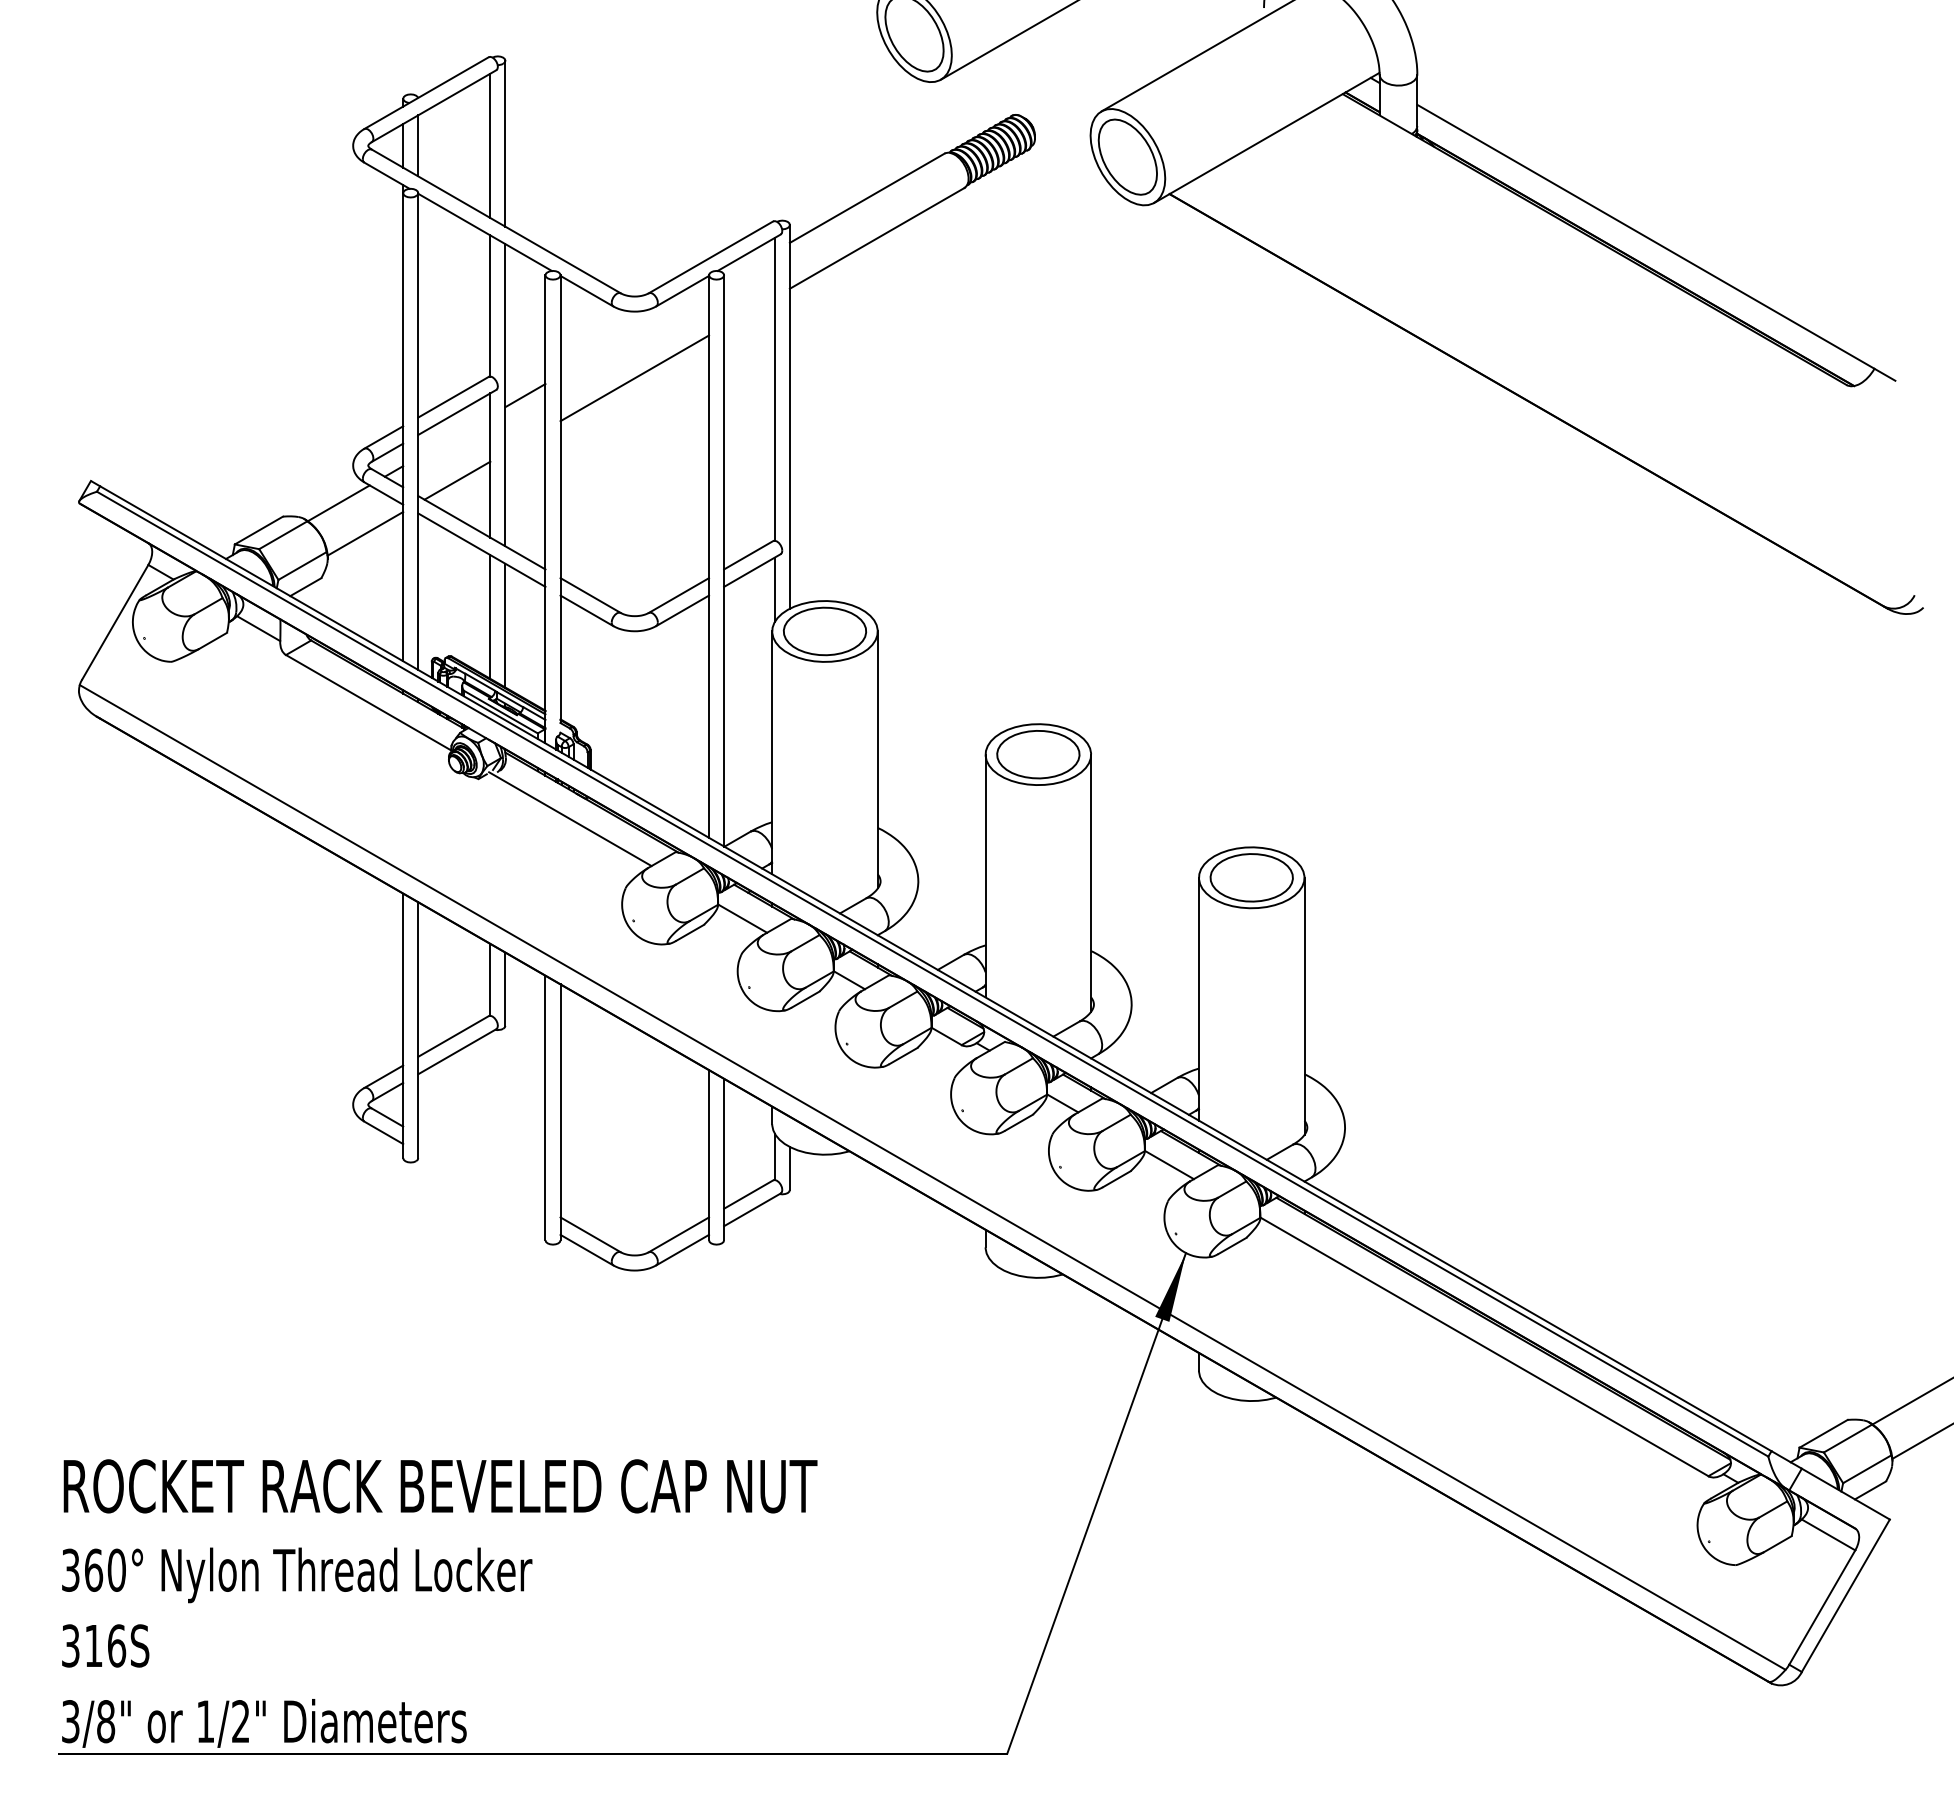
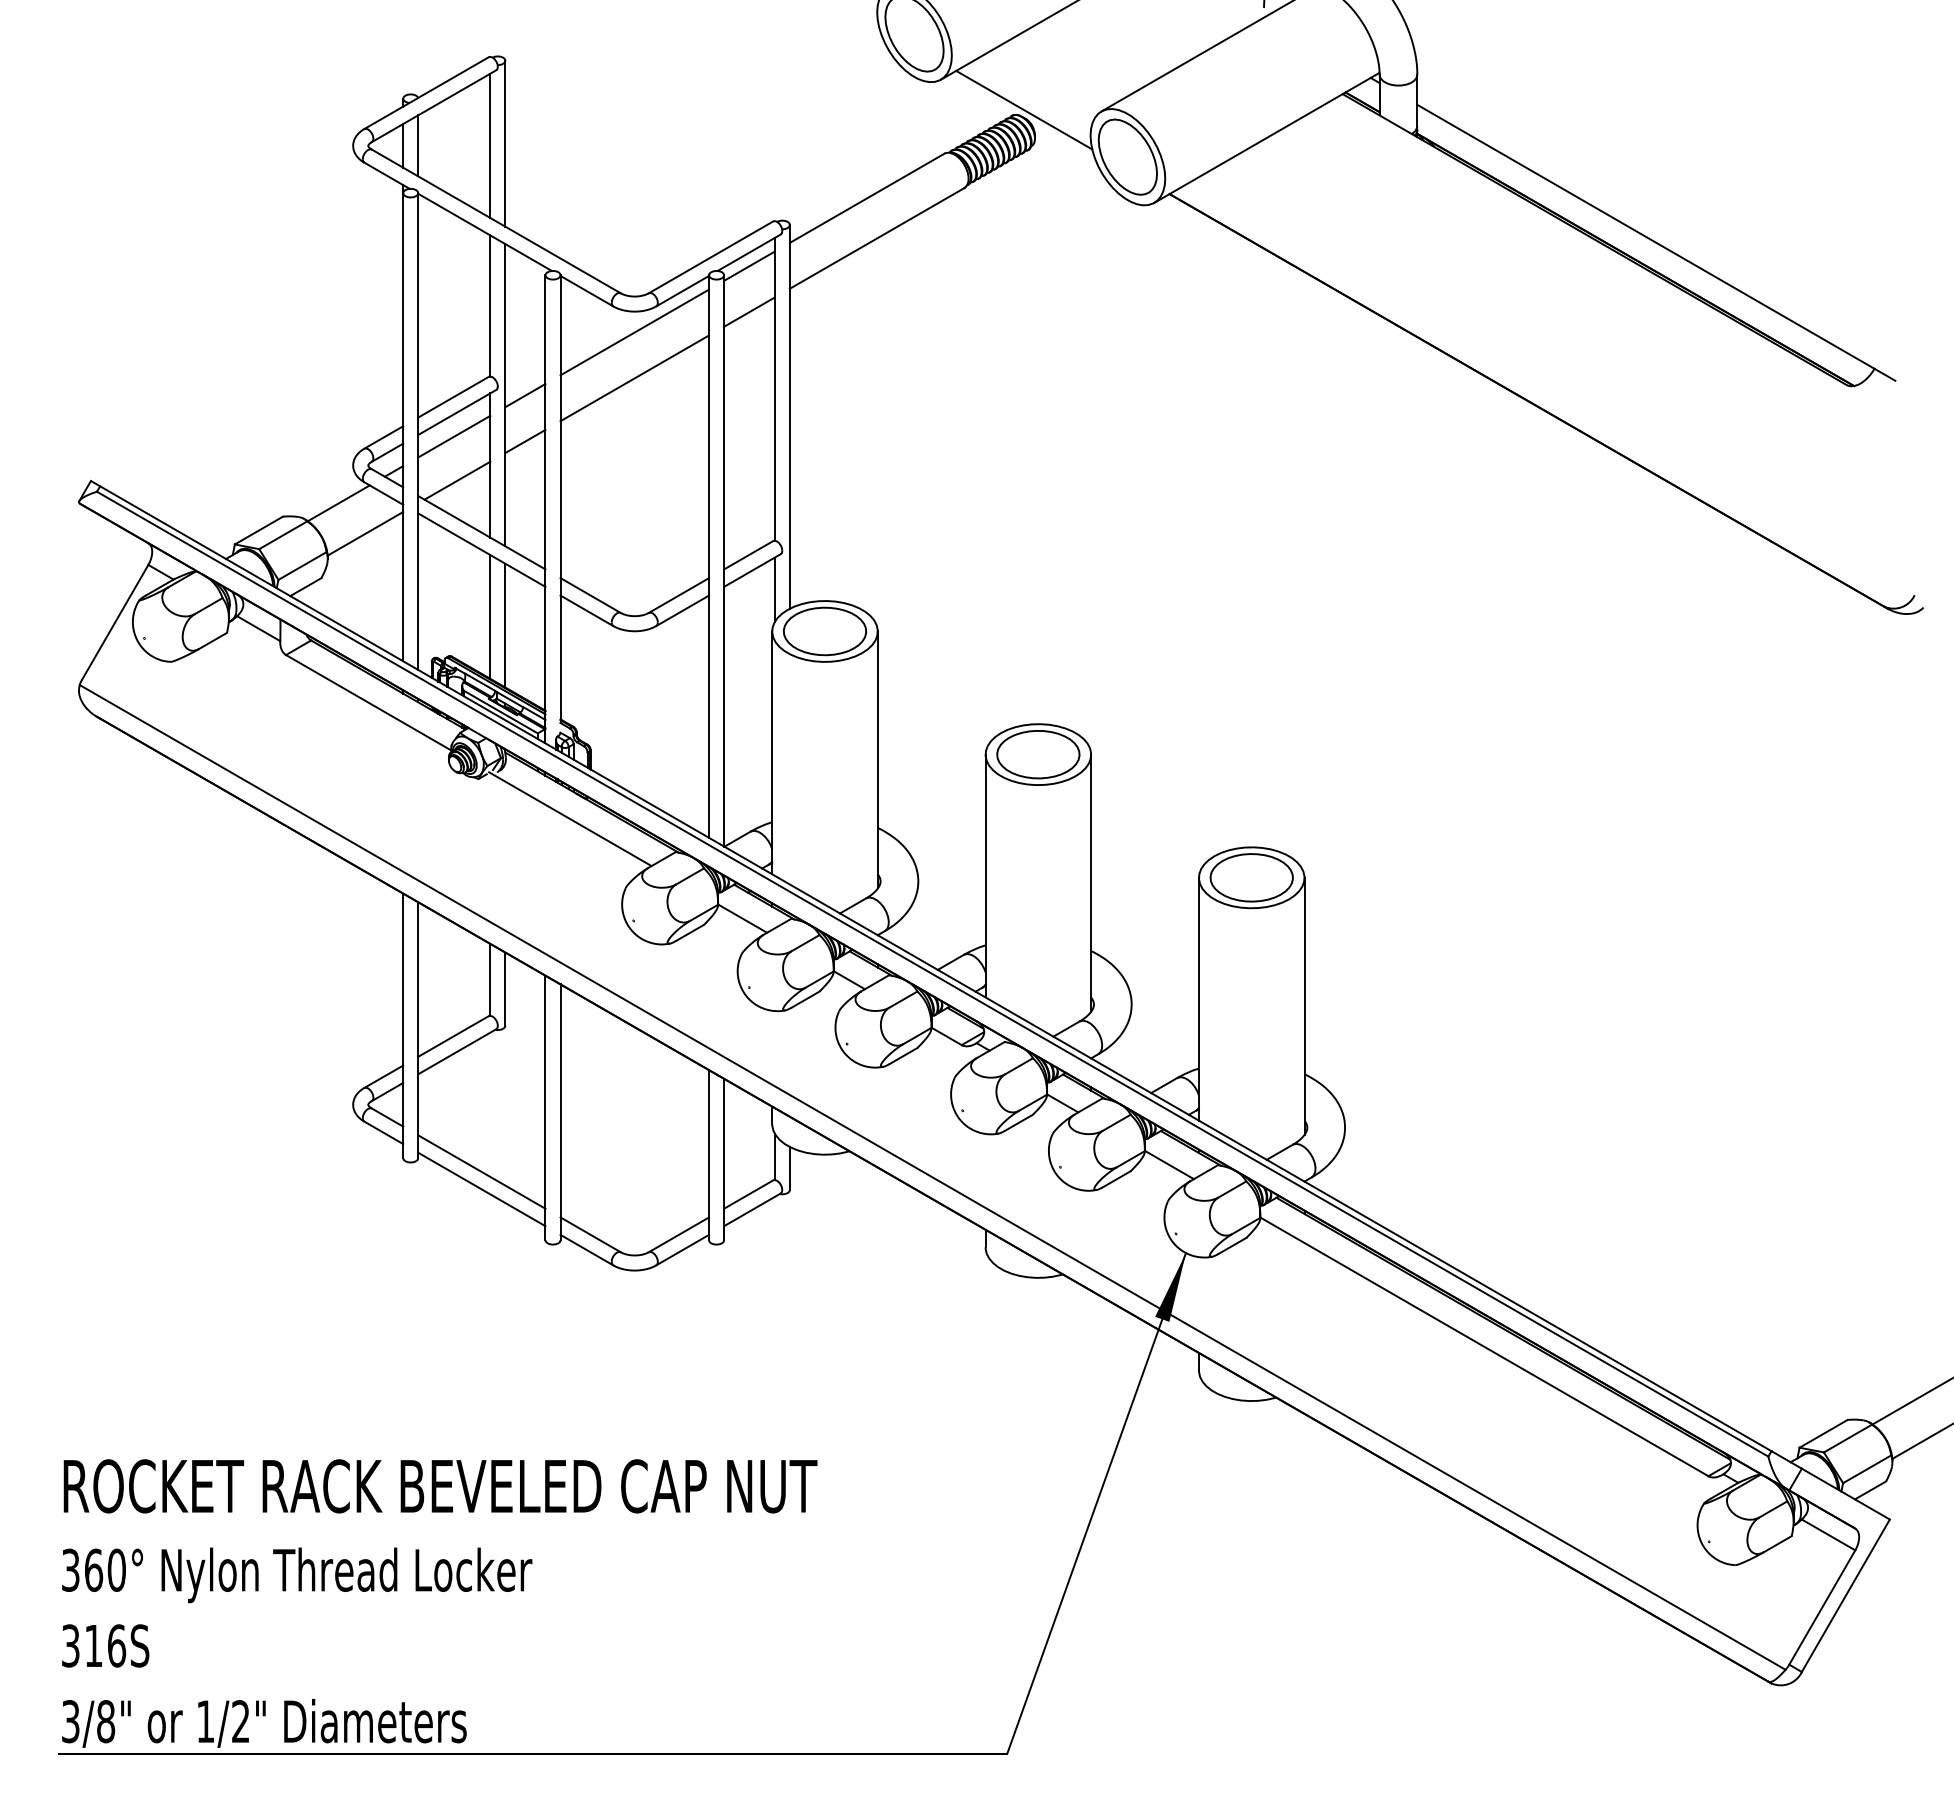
line: none -> present (1024, 109)
line: none -> present (749, 265)
line: none -> present (749, 311)
line: none -> present (634, 332)
line: none -> present (454, 436)
line: none -> present (525, 441)
line: none -> present (481, 1171)
line: none -> present (481, 1189)
